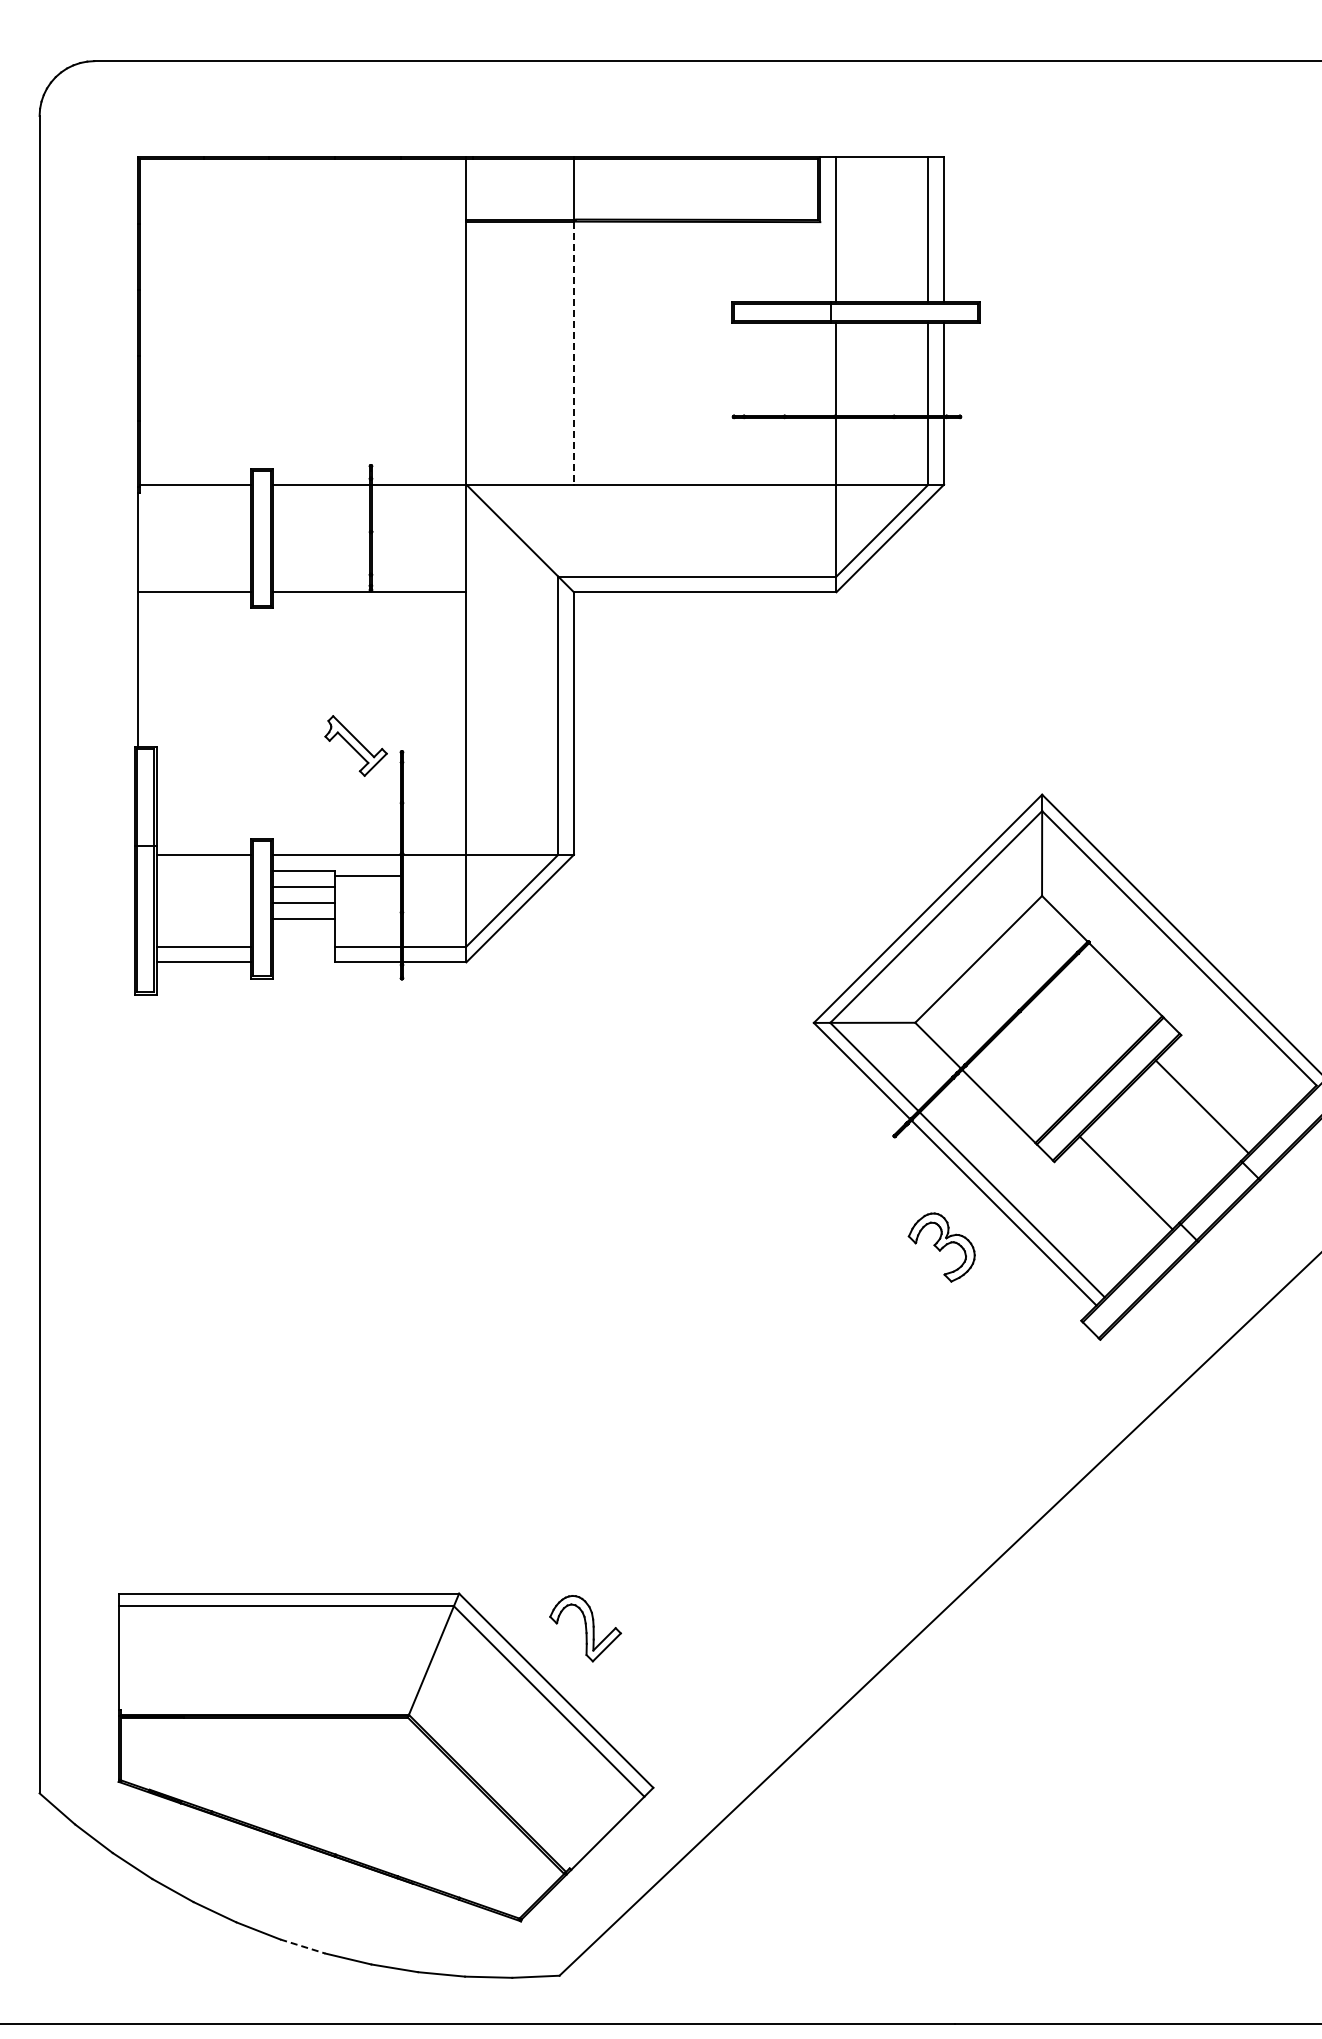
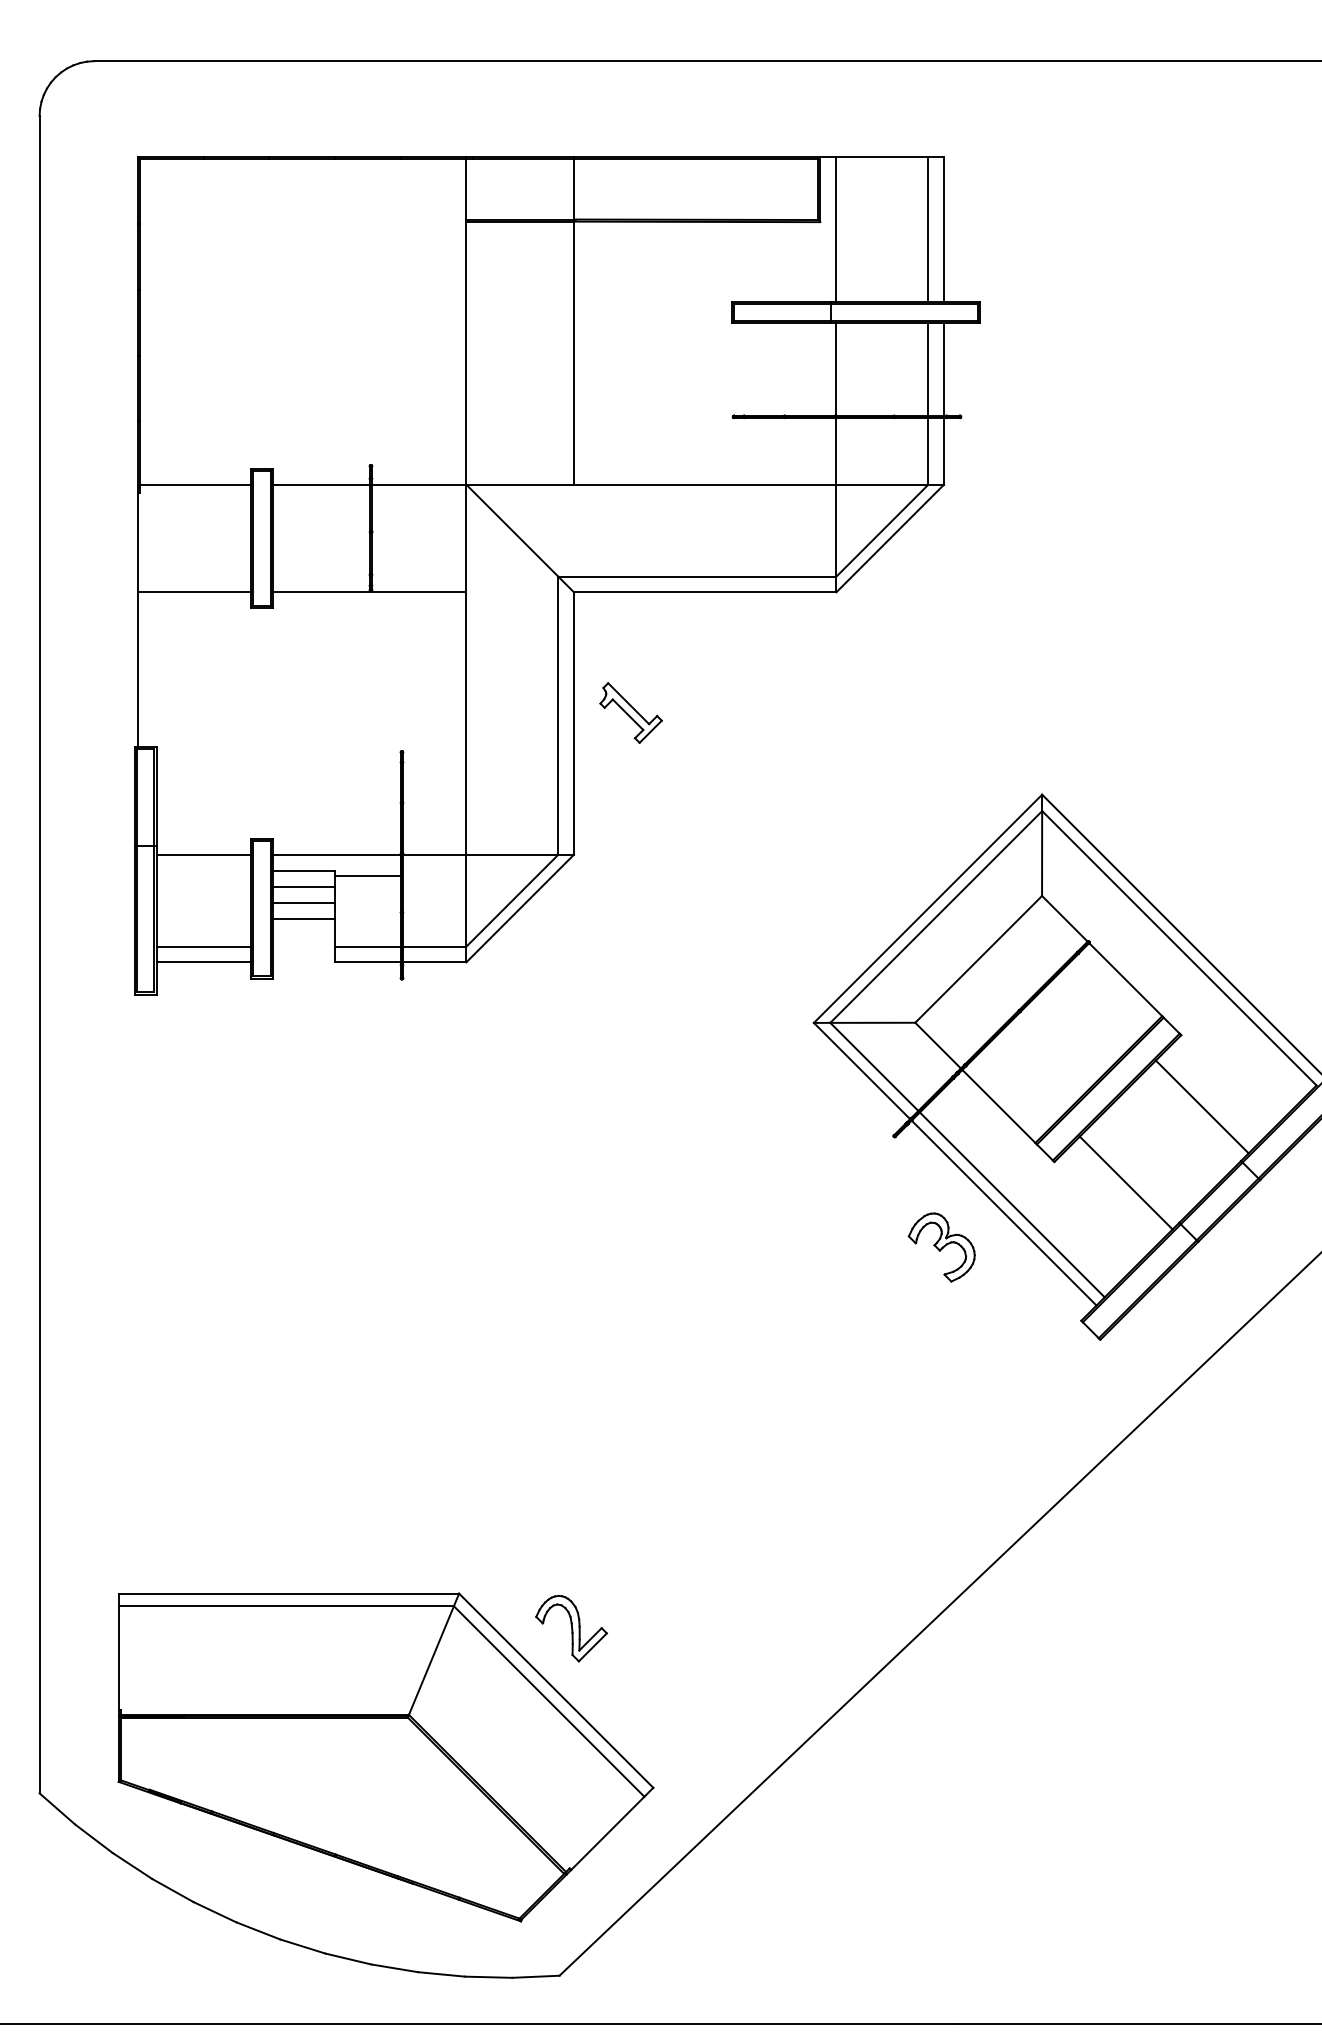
line: dashed -> solid (573, 353)
part position: (355, 745) -> (630, 712) (630, 712)
part position: (585, 1628) -> (571, 1628) (571, 1628)
line: dashed -> solid (302, 1946)
